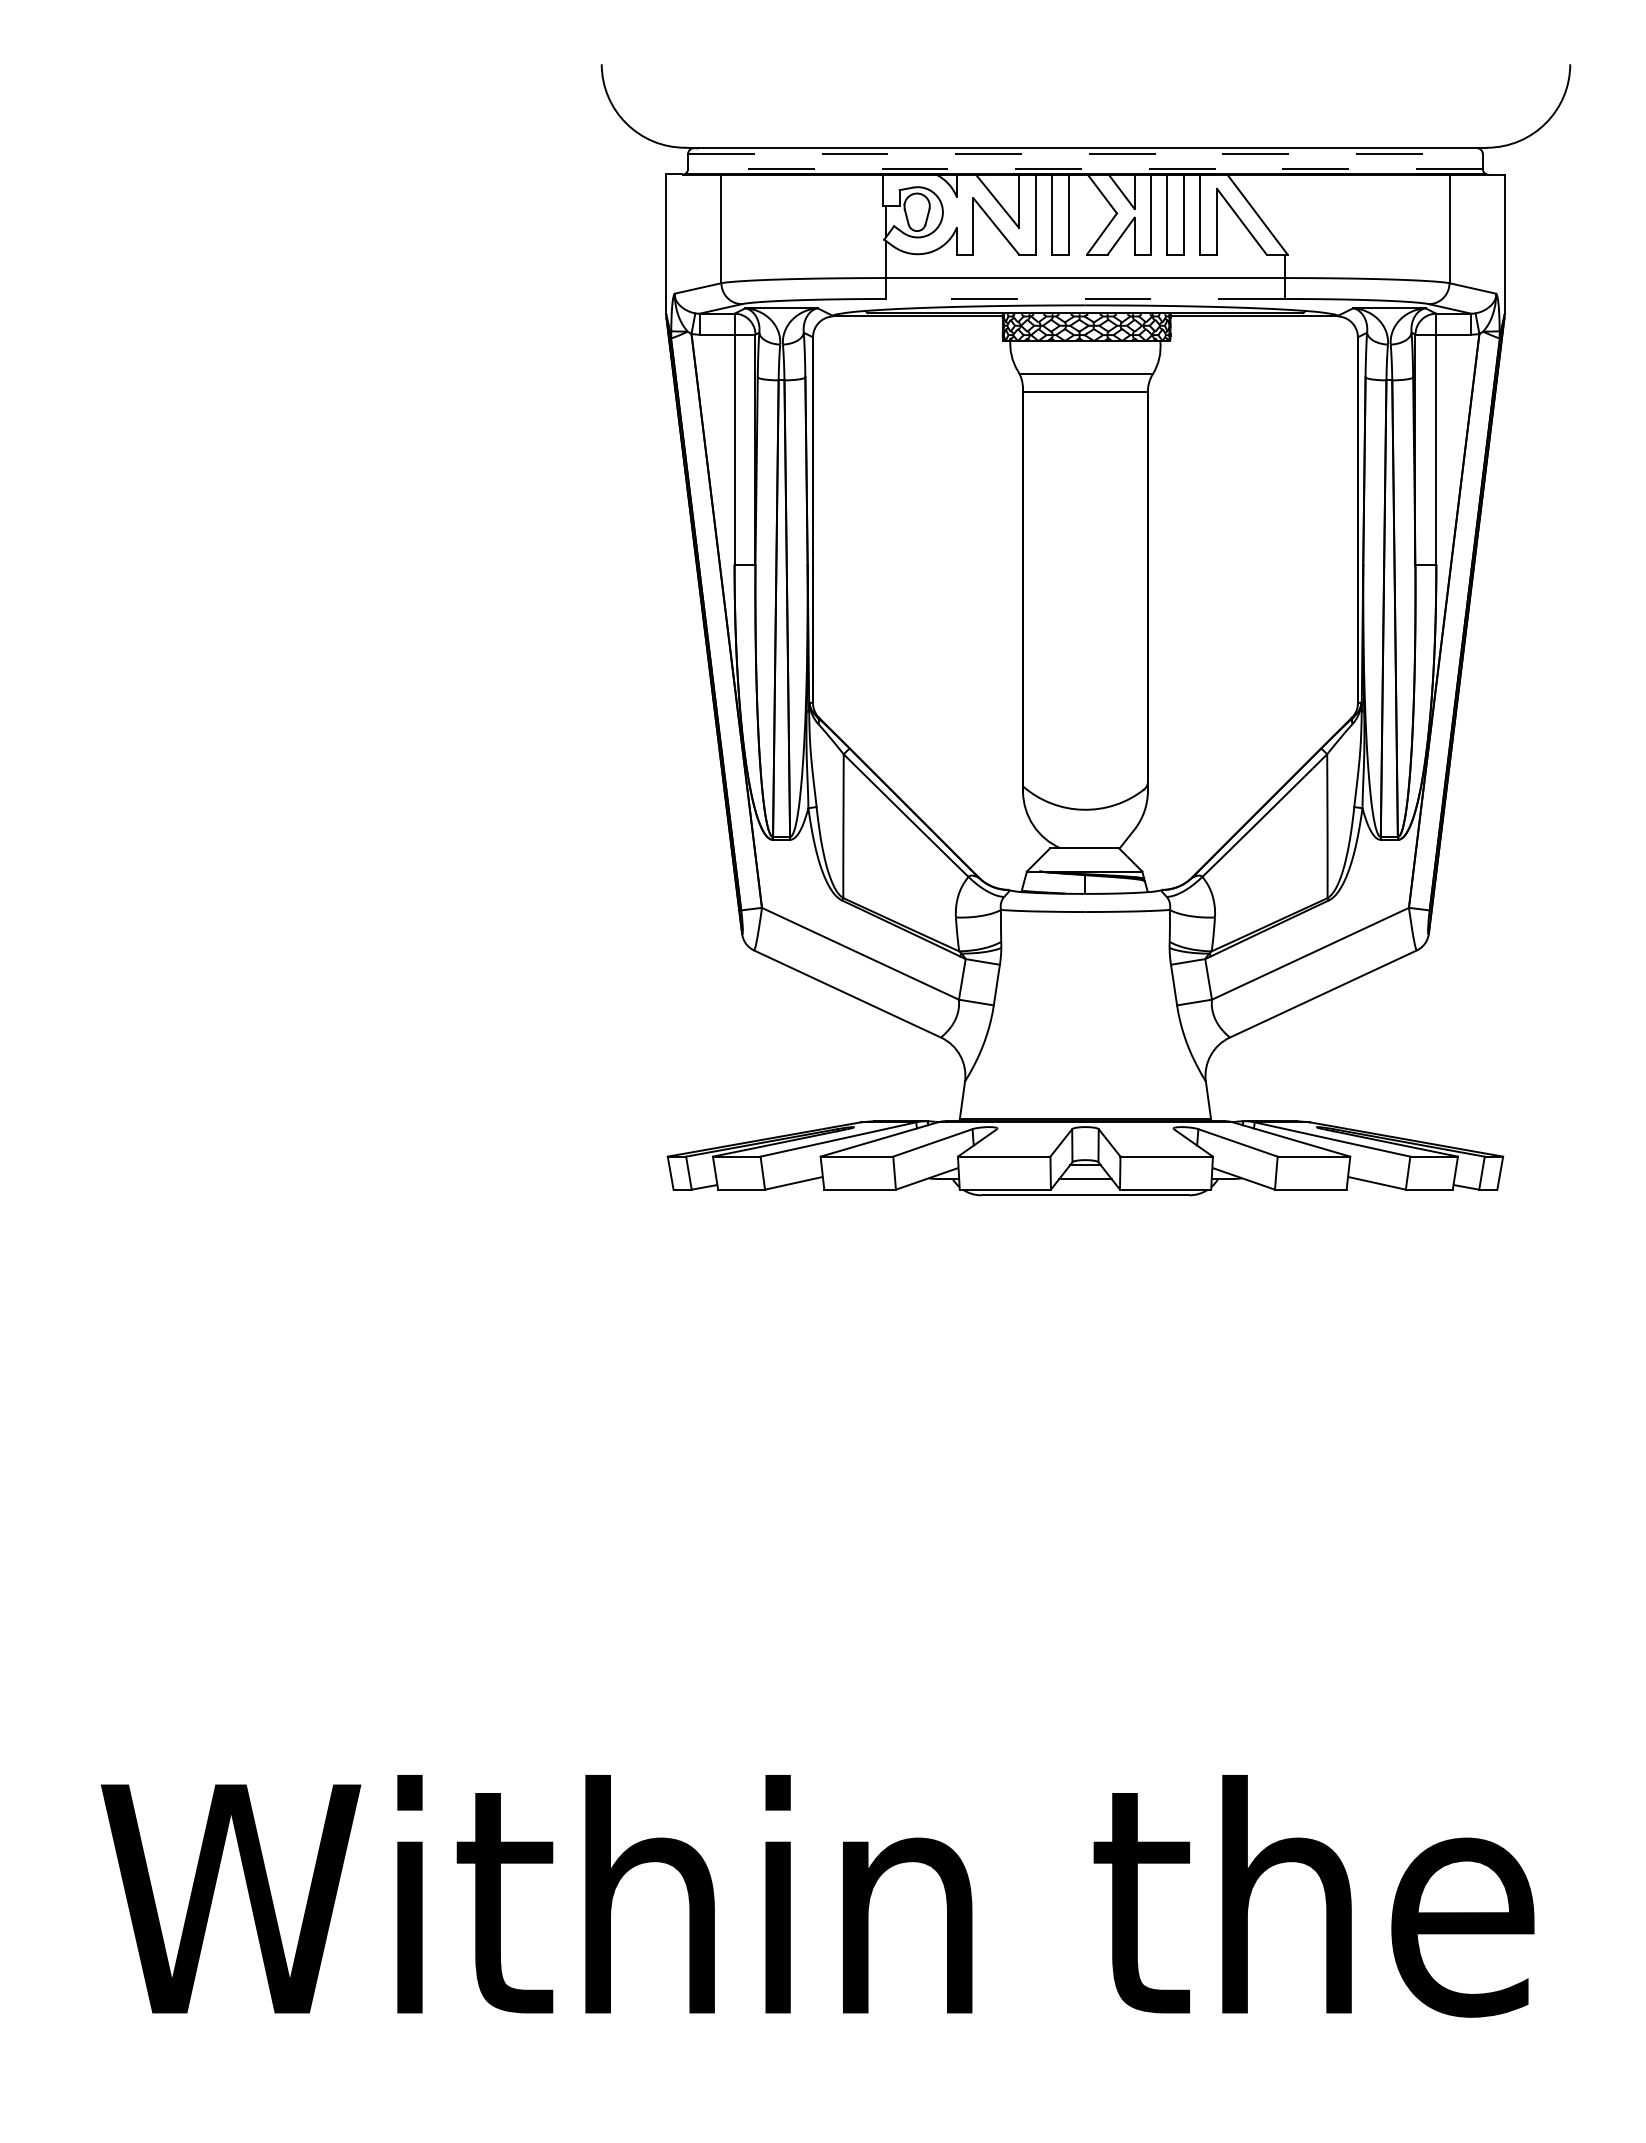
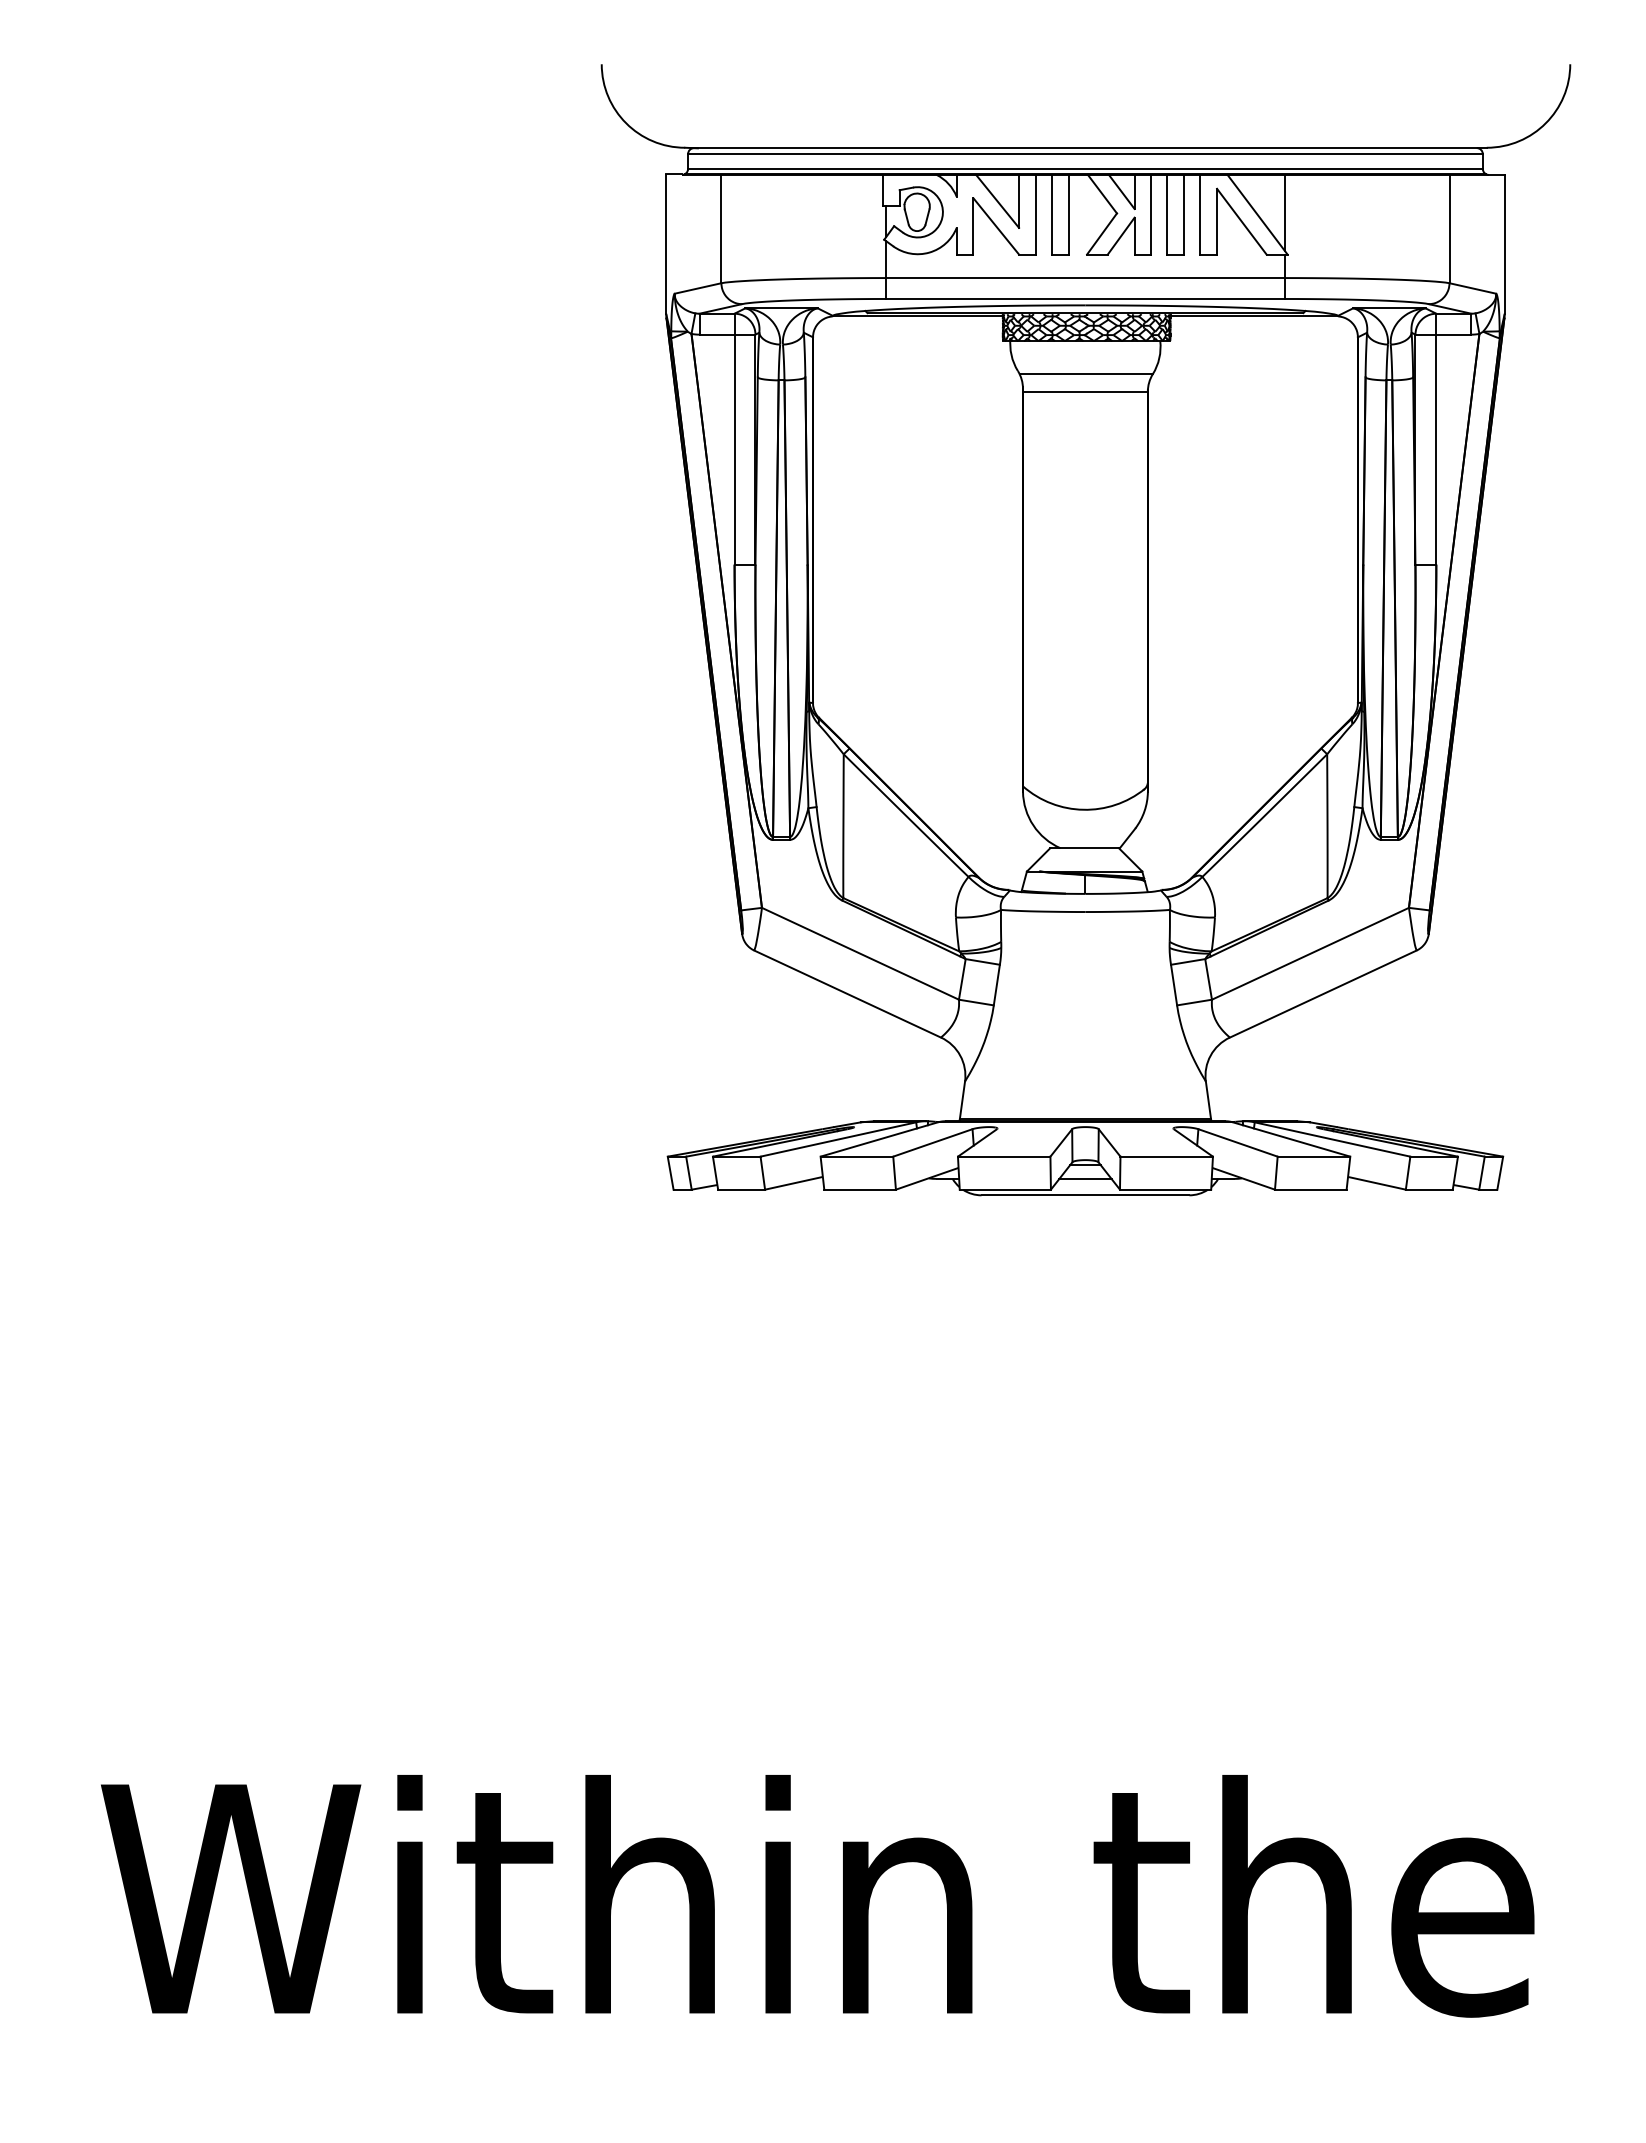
line: dashed -> solid (1085, 154)
line: dashed -> solid (1084, 168)
line: none -> present (1284, 212)
line: dashed -> solid (1084, 299)
